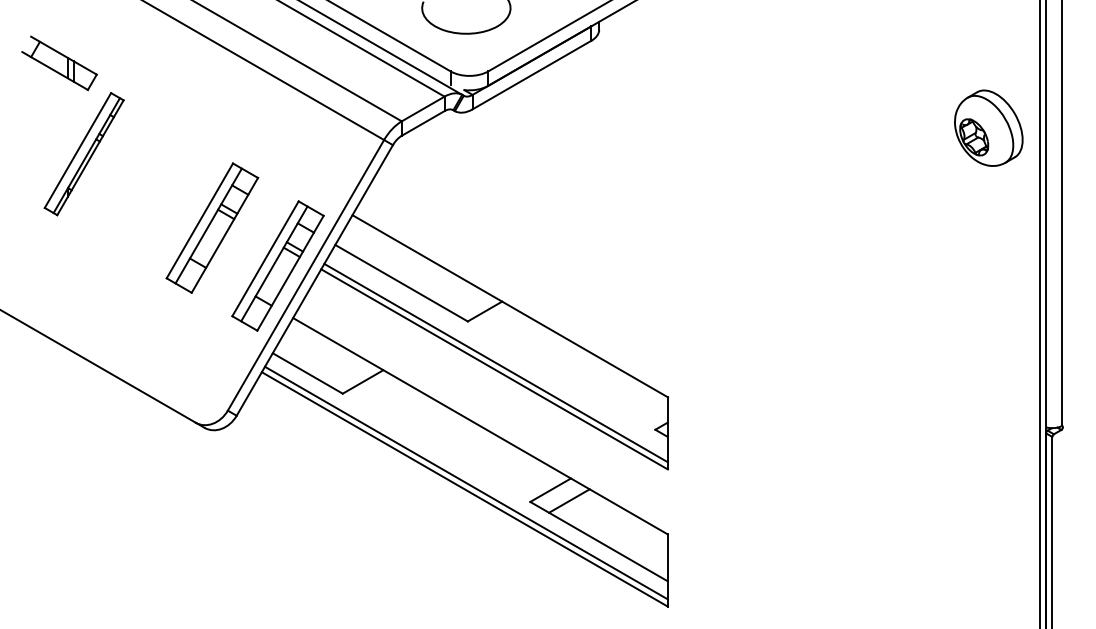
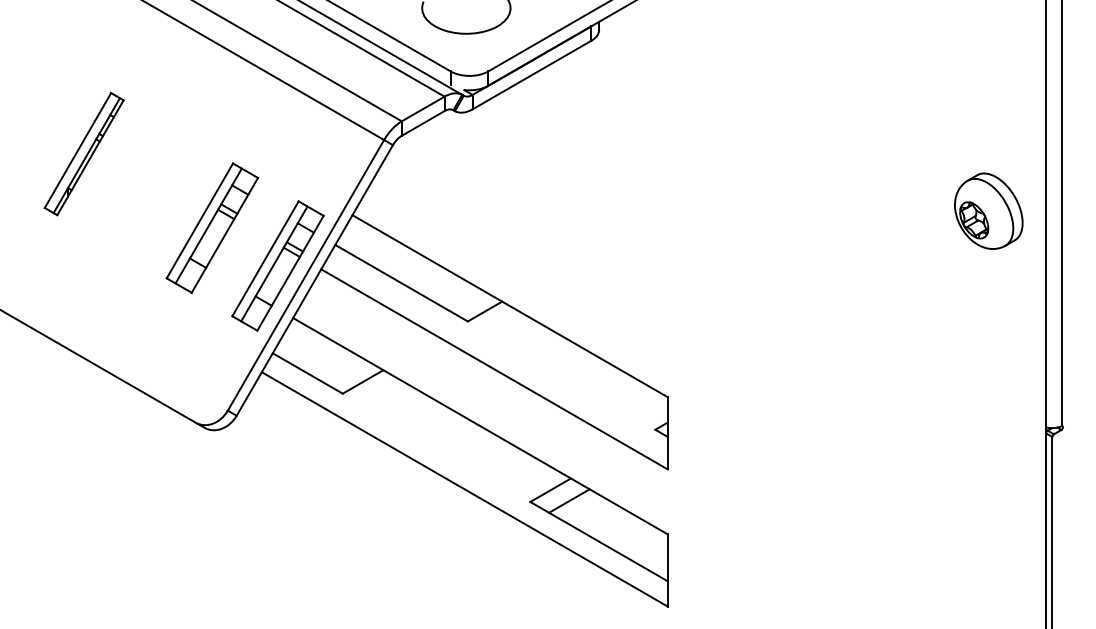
part: present -> none (59, 63)
part position: (988, 127) -> (988, 210) (988, 210)
line: present -> none (1039, 313)
line: present -> none (495, 362)
line: present -> none (465, 482)
